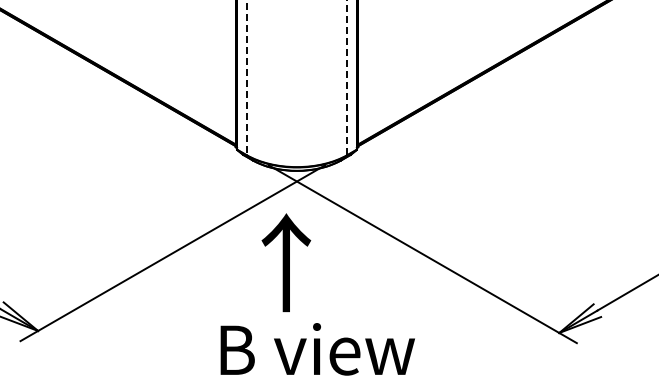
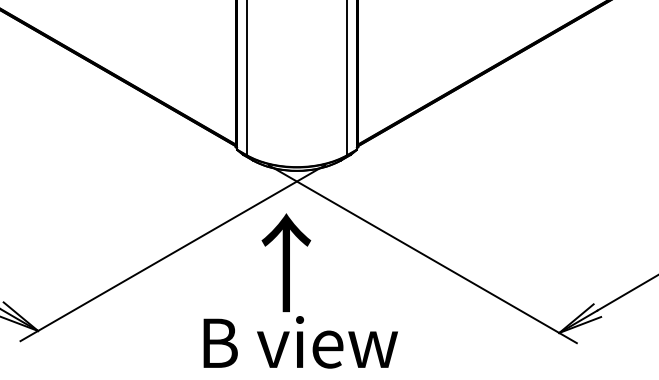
line: dashed -> solid (347, 77)
line: dashed -> solid (246, 78)
text position: (317, 349) -> (300, 342) (300, 342)
